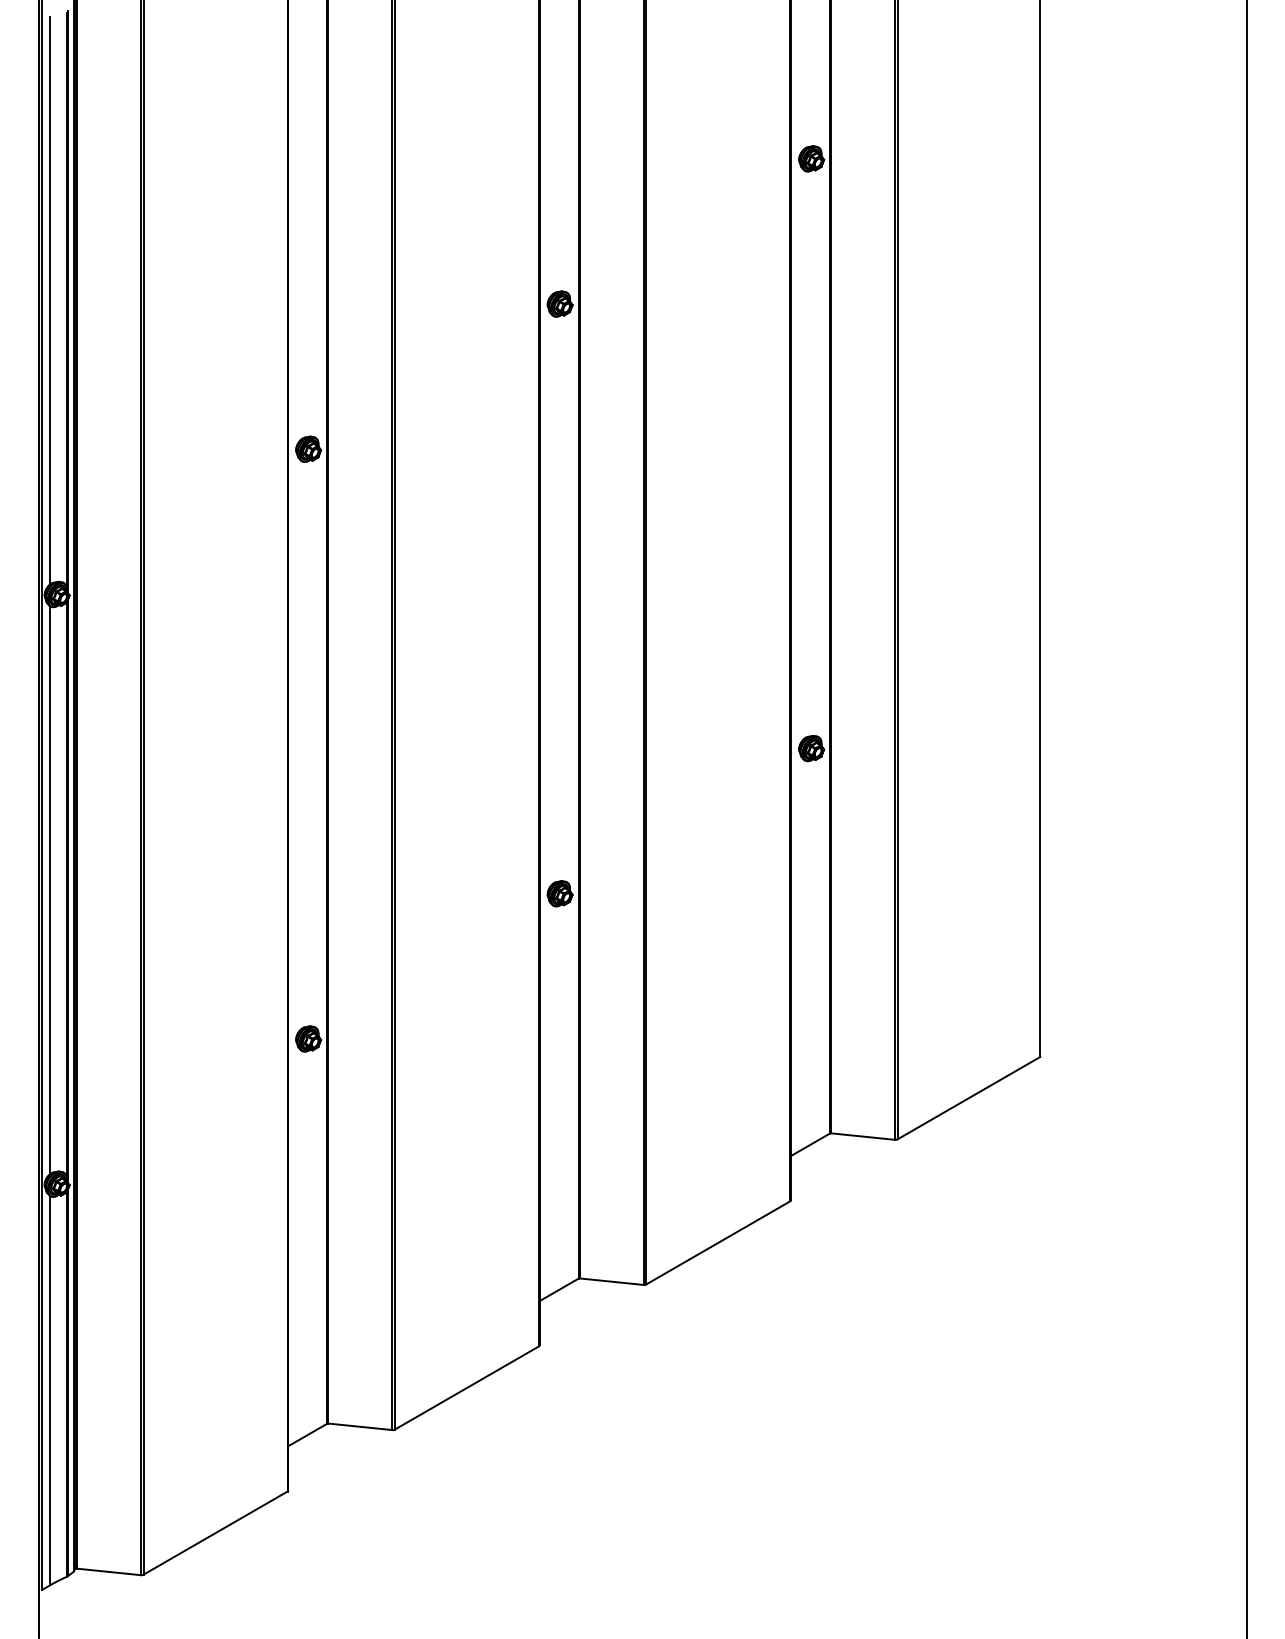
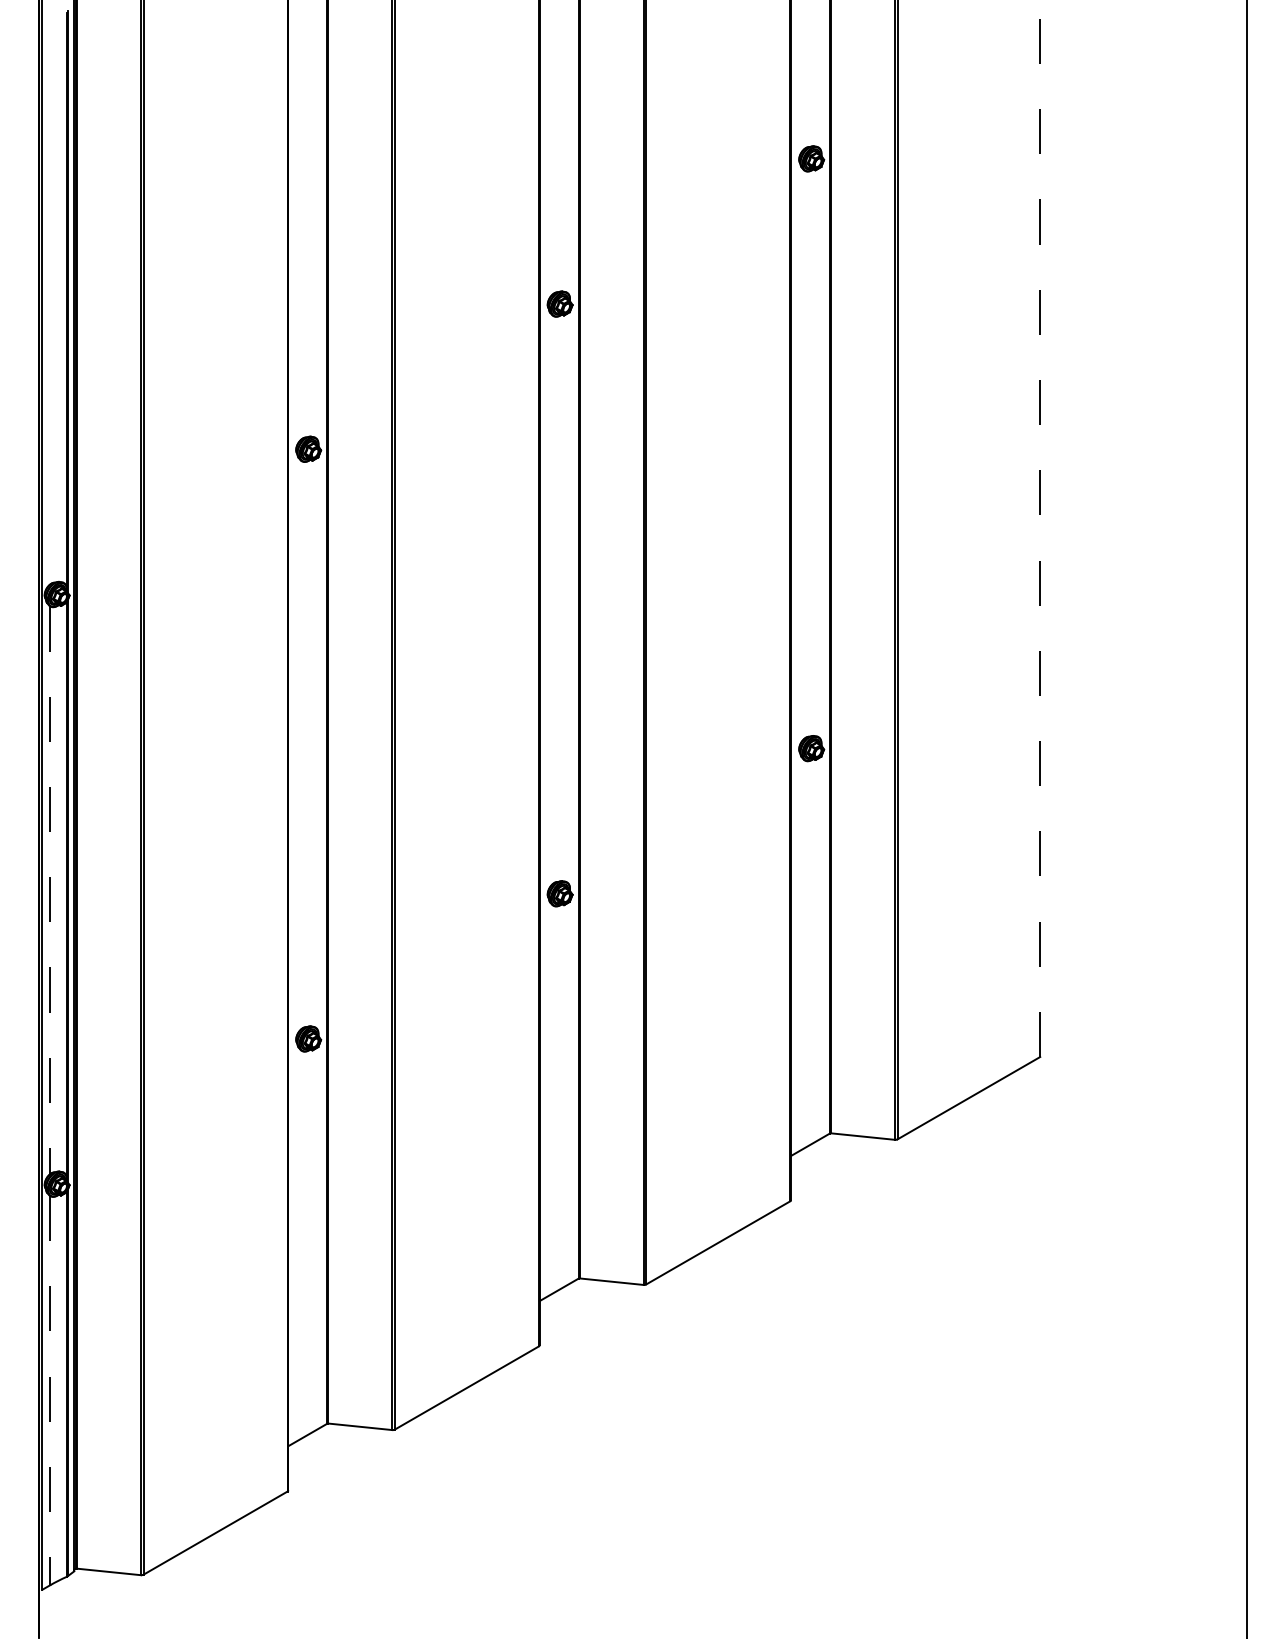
line: present -> none (50, 300)
line: solid -> dashed (1040, 528)
line: solid -> dashed (50, 890)
line: solid -> dashed (50, 1390)
